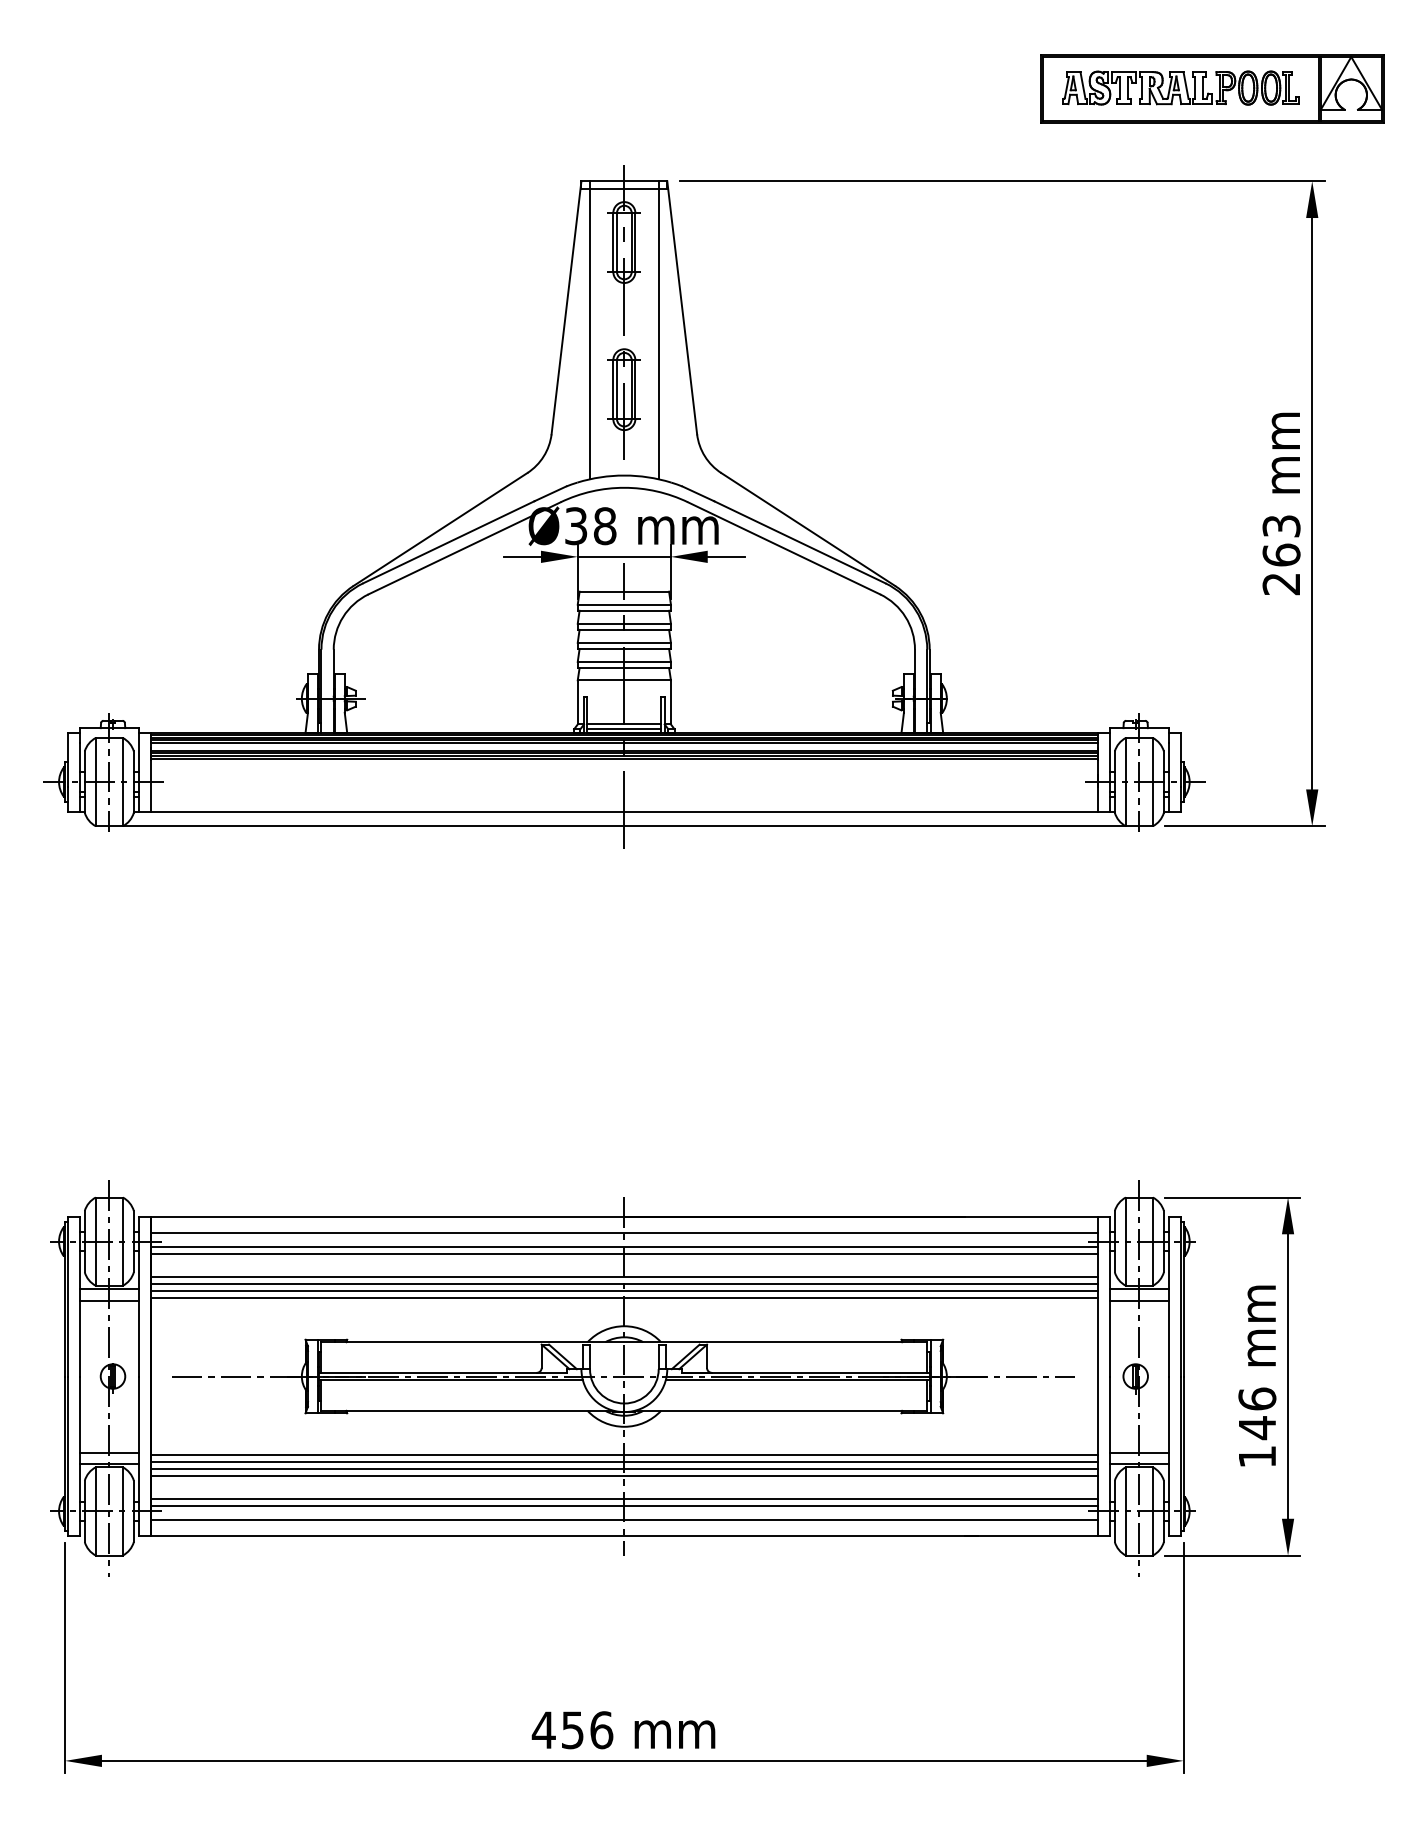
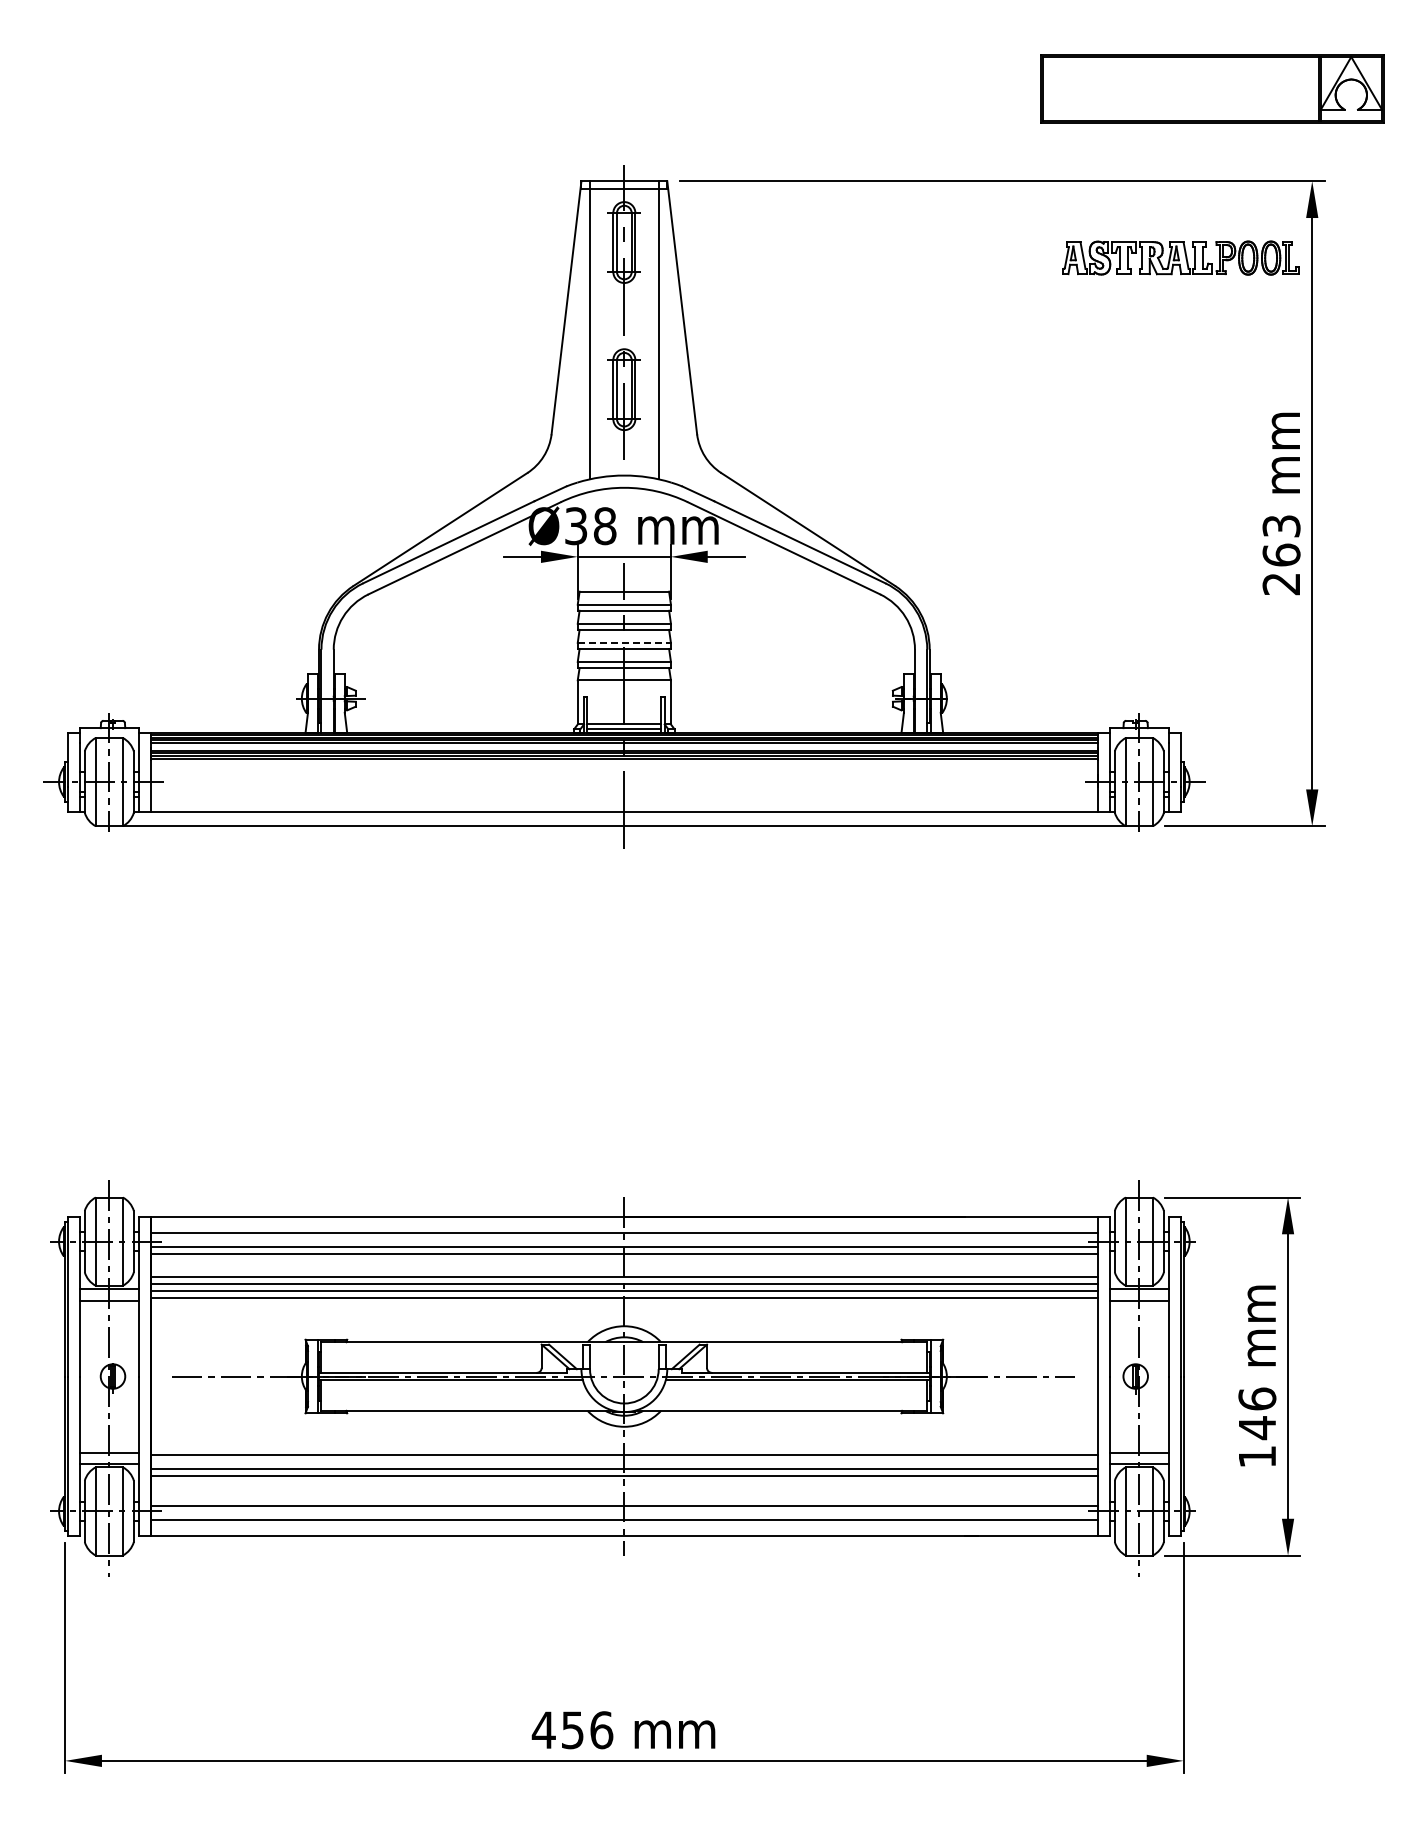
part position: (1180, 87) -> (1180, 257) (1180, 257)
line: solid -> dashed (624, 642)
line: present -> none (624, 1462)
line: present -> none (624, 1499)
